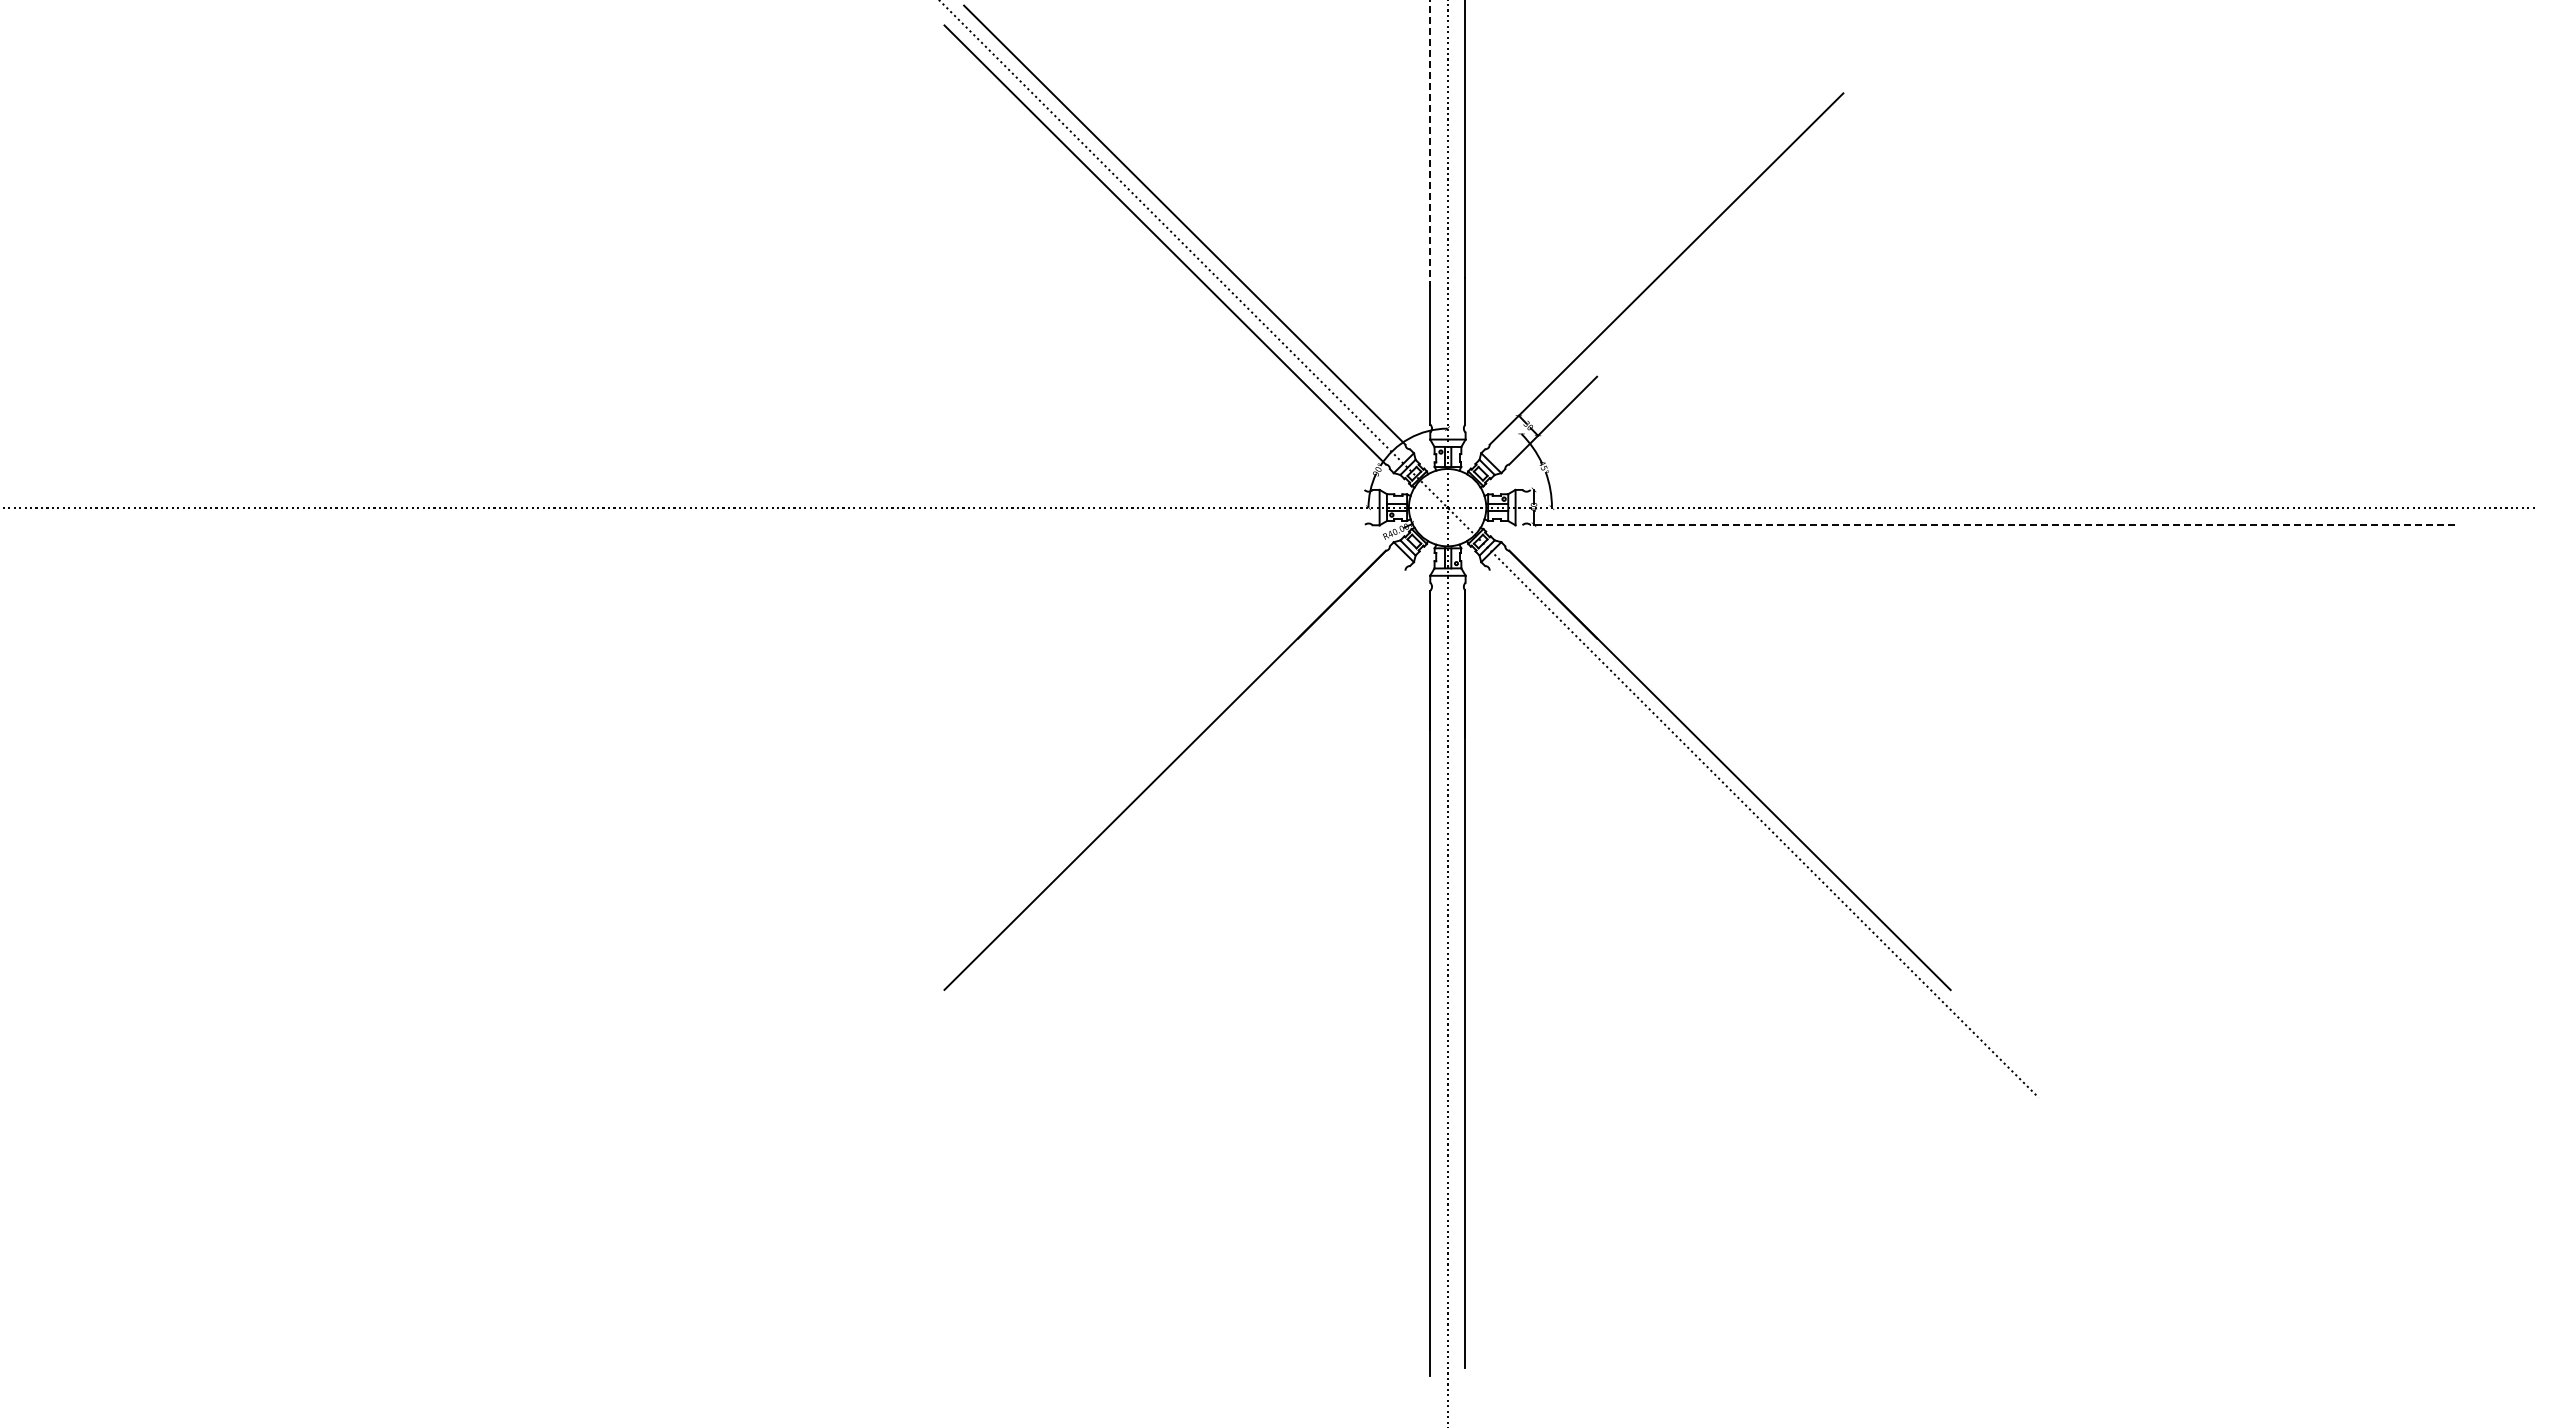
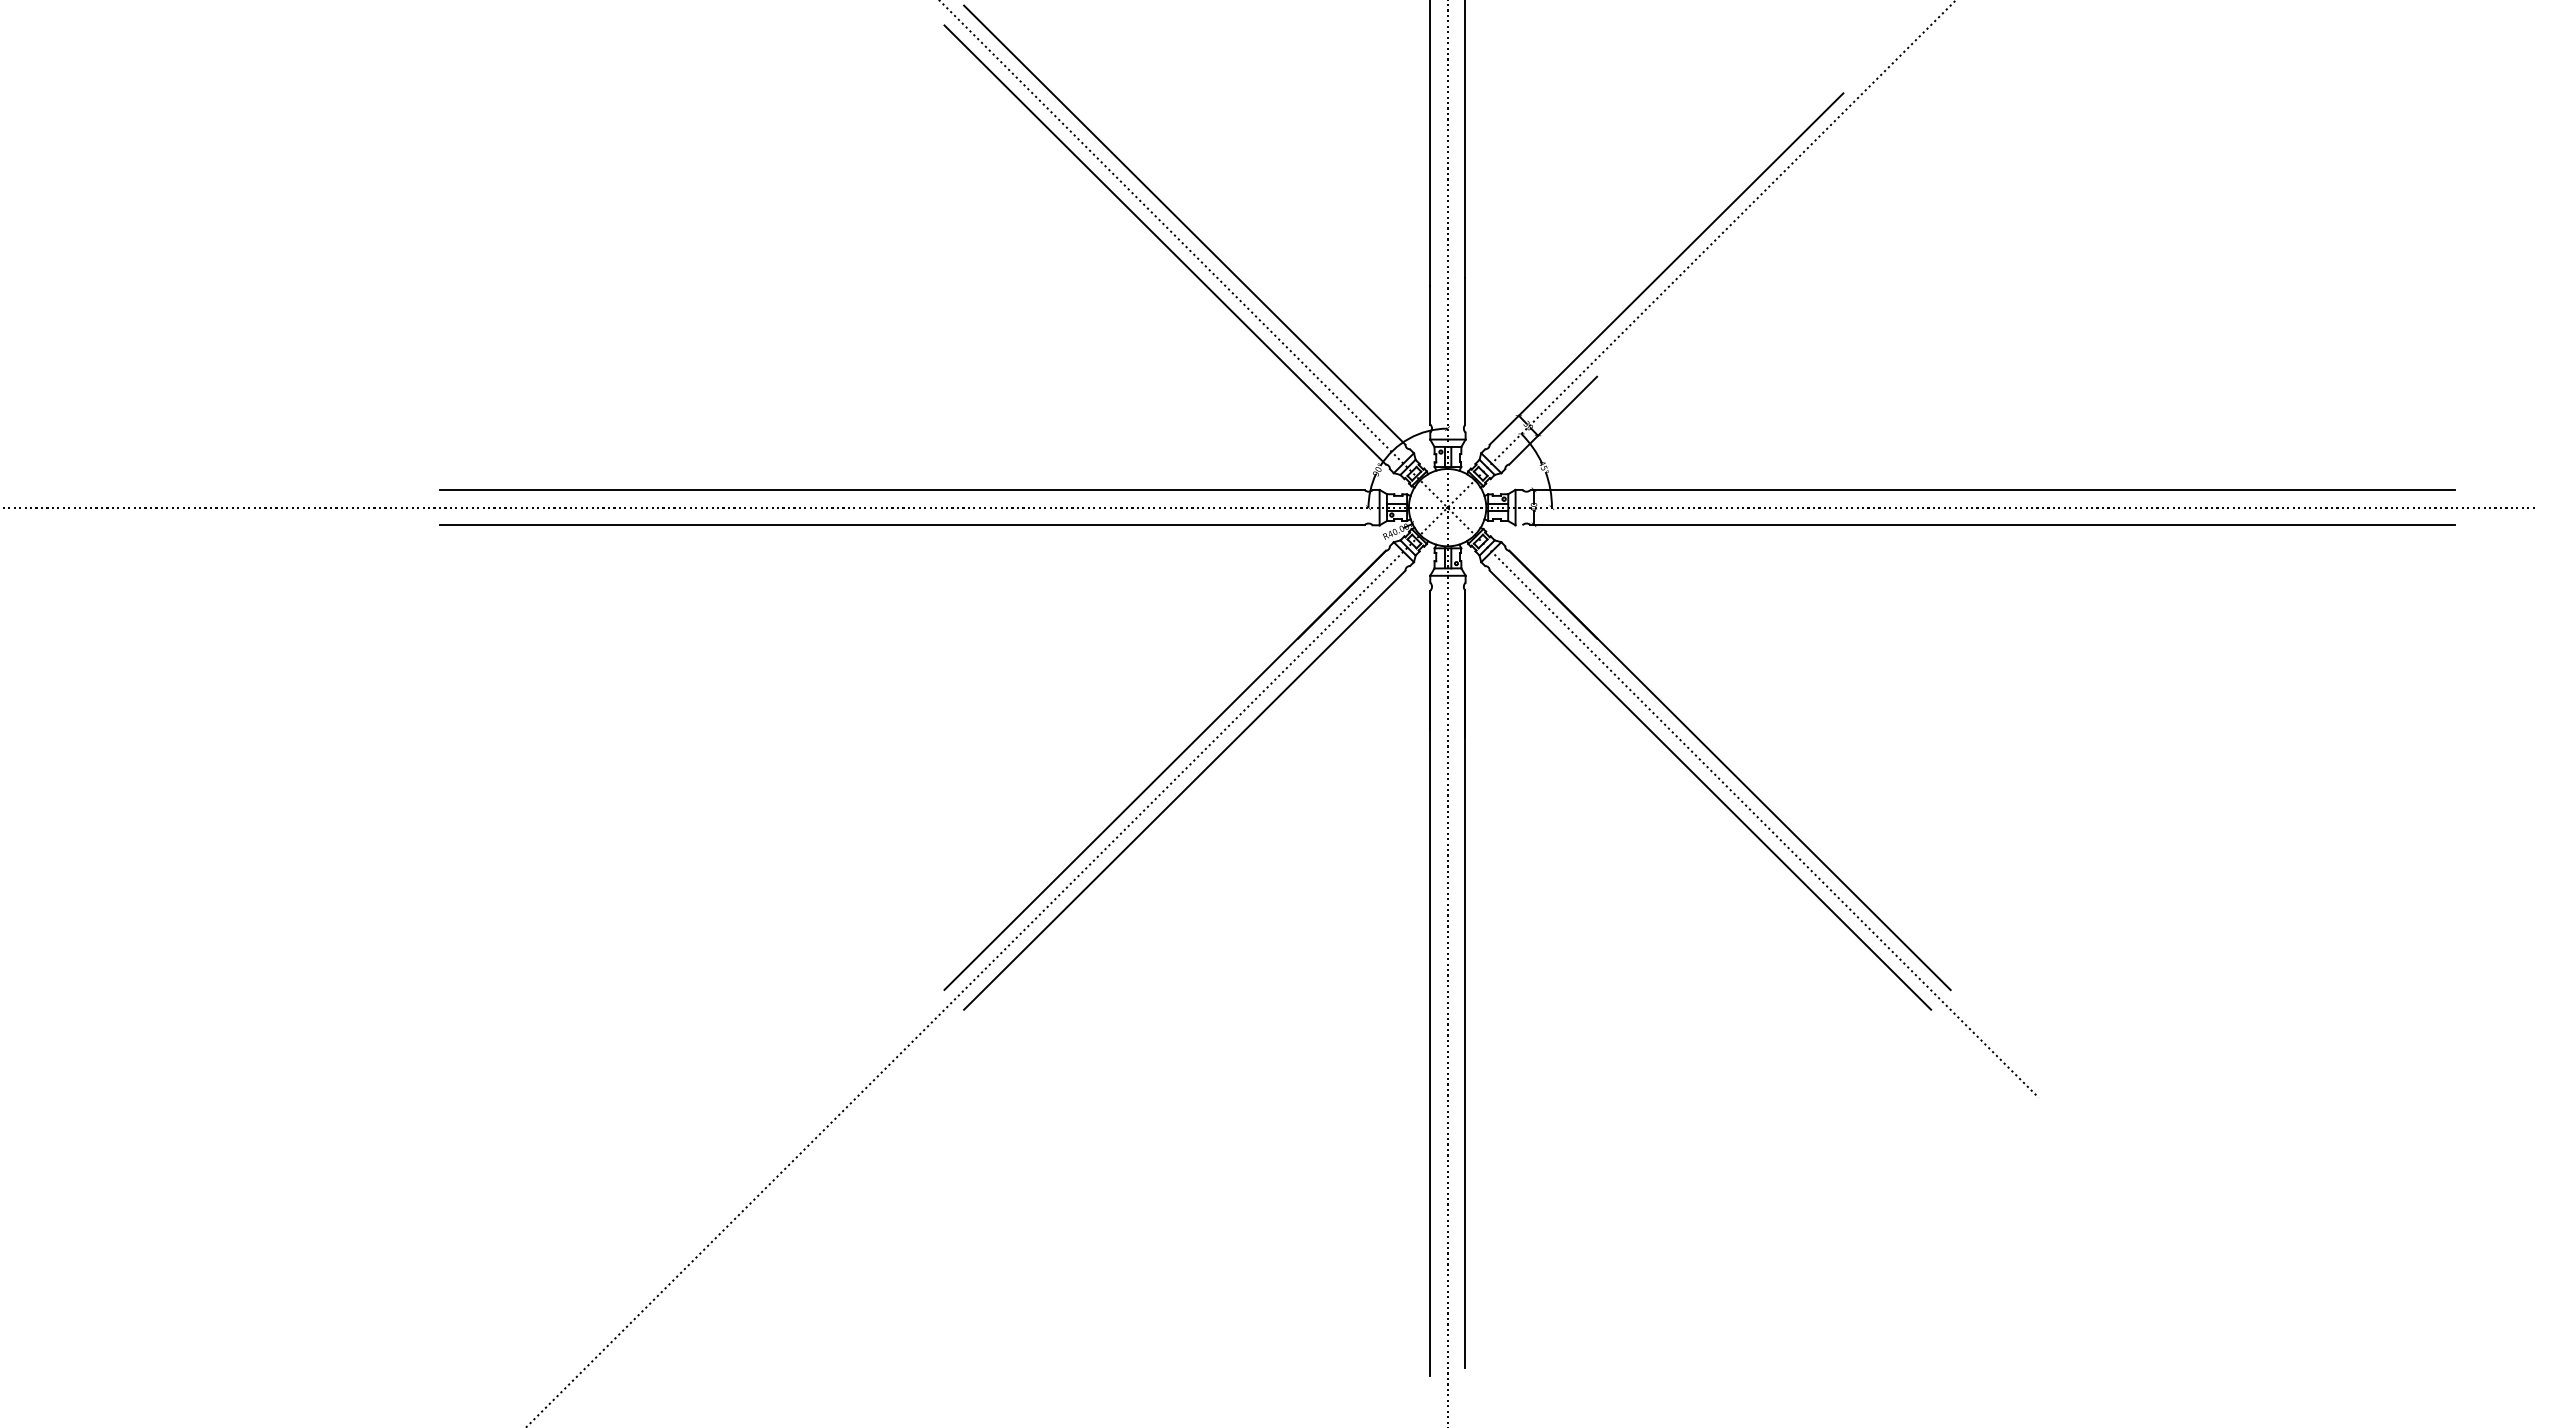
line: dashed -> solid (1430, 143)
line: none -> present (902, 489)
line: none -> present (1992, 489)
line: none -> present (901, 524)
line: dashed -> solid (1992, 524)
line: none -> present (1240, 713)
line: none -> present (1184, 789)
line: none -> present (1710, 789)
